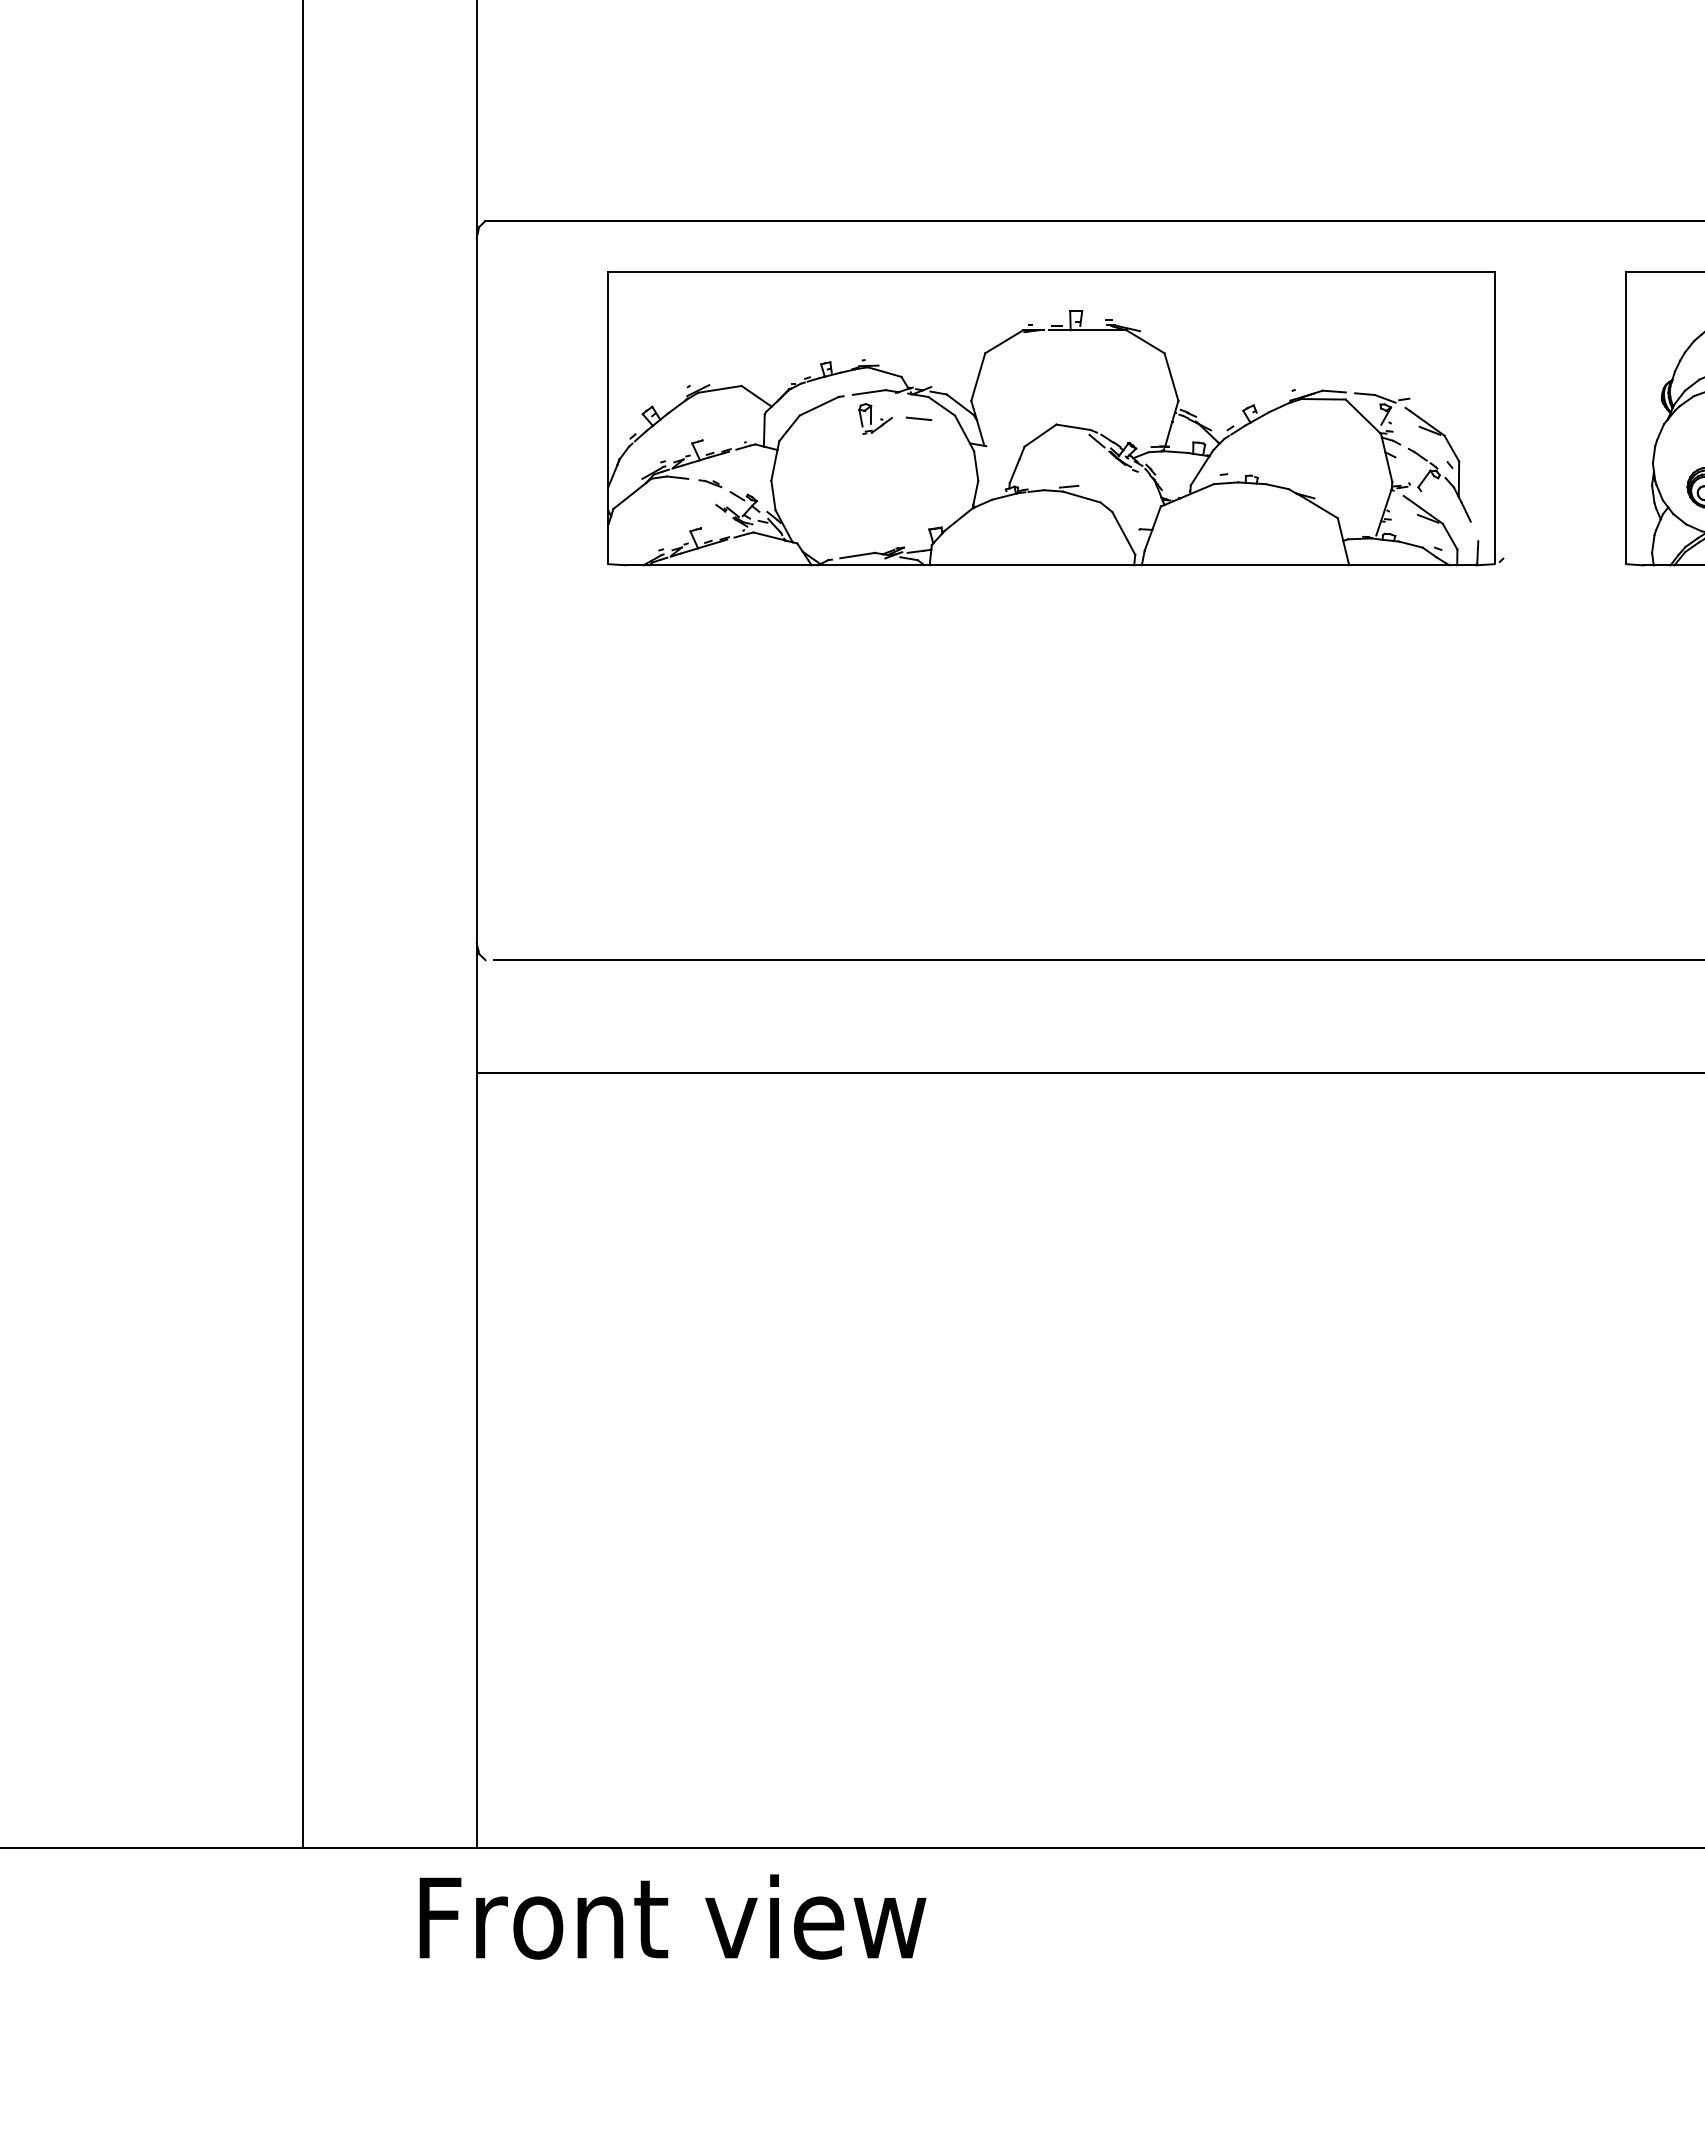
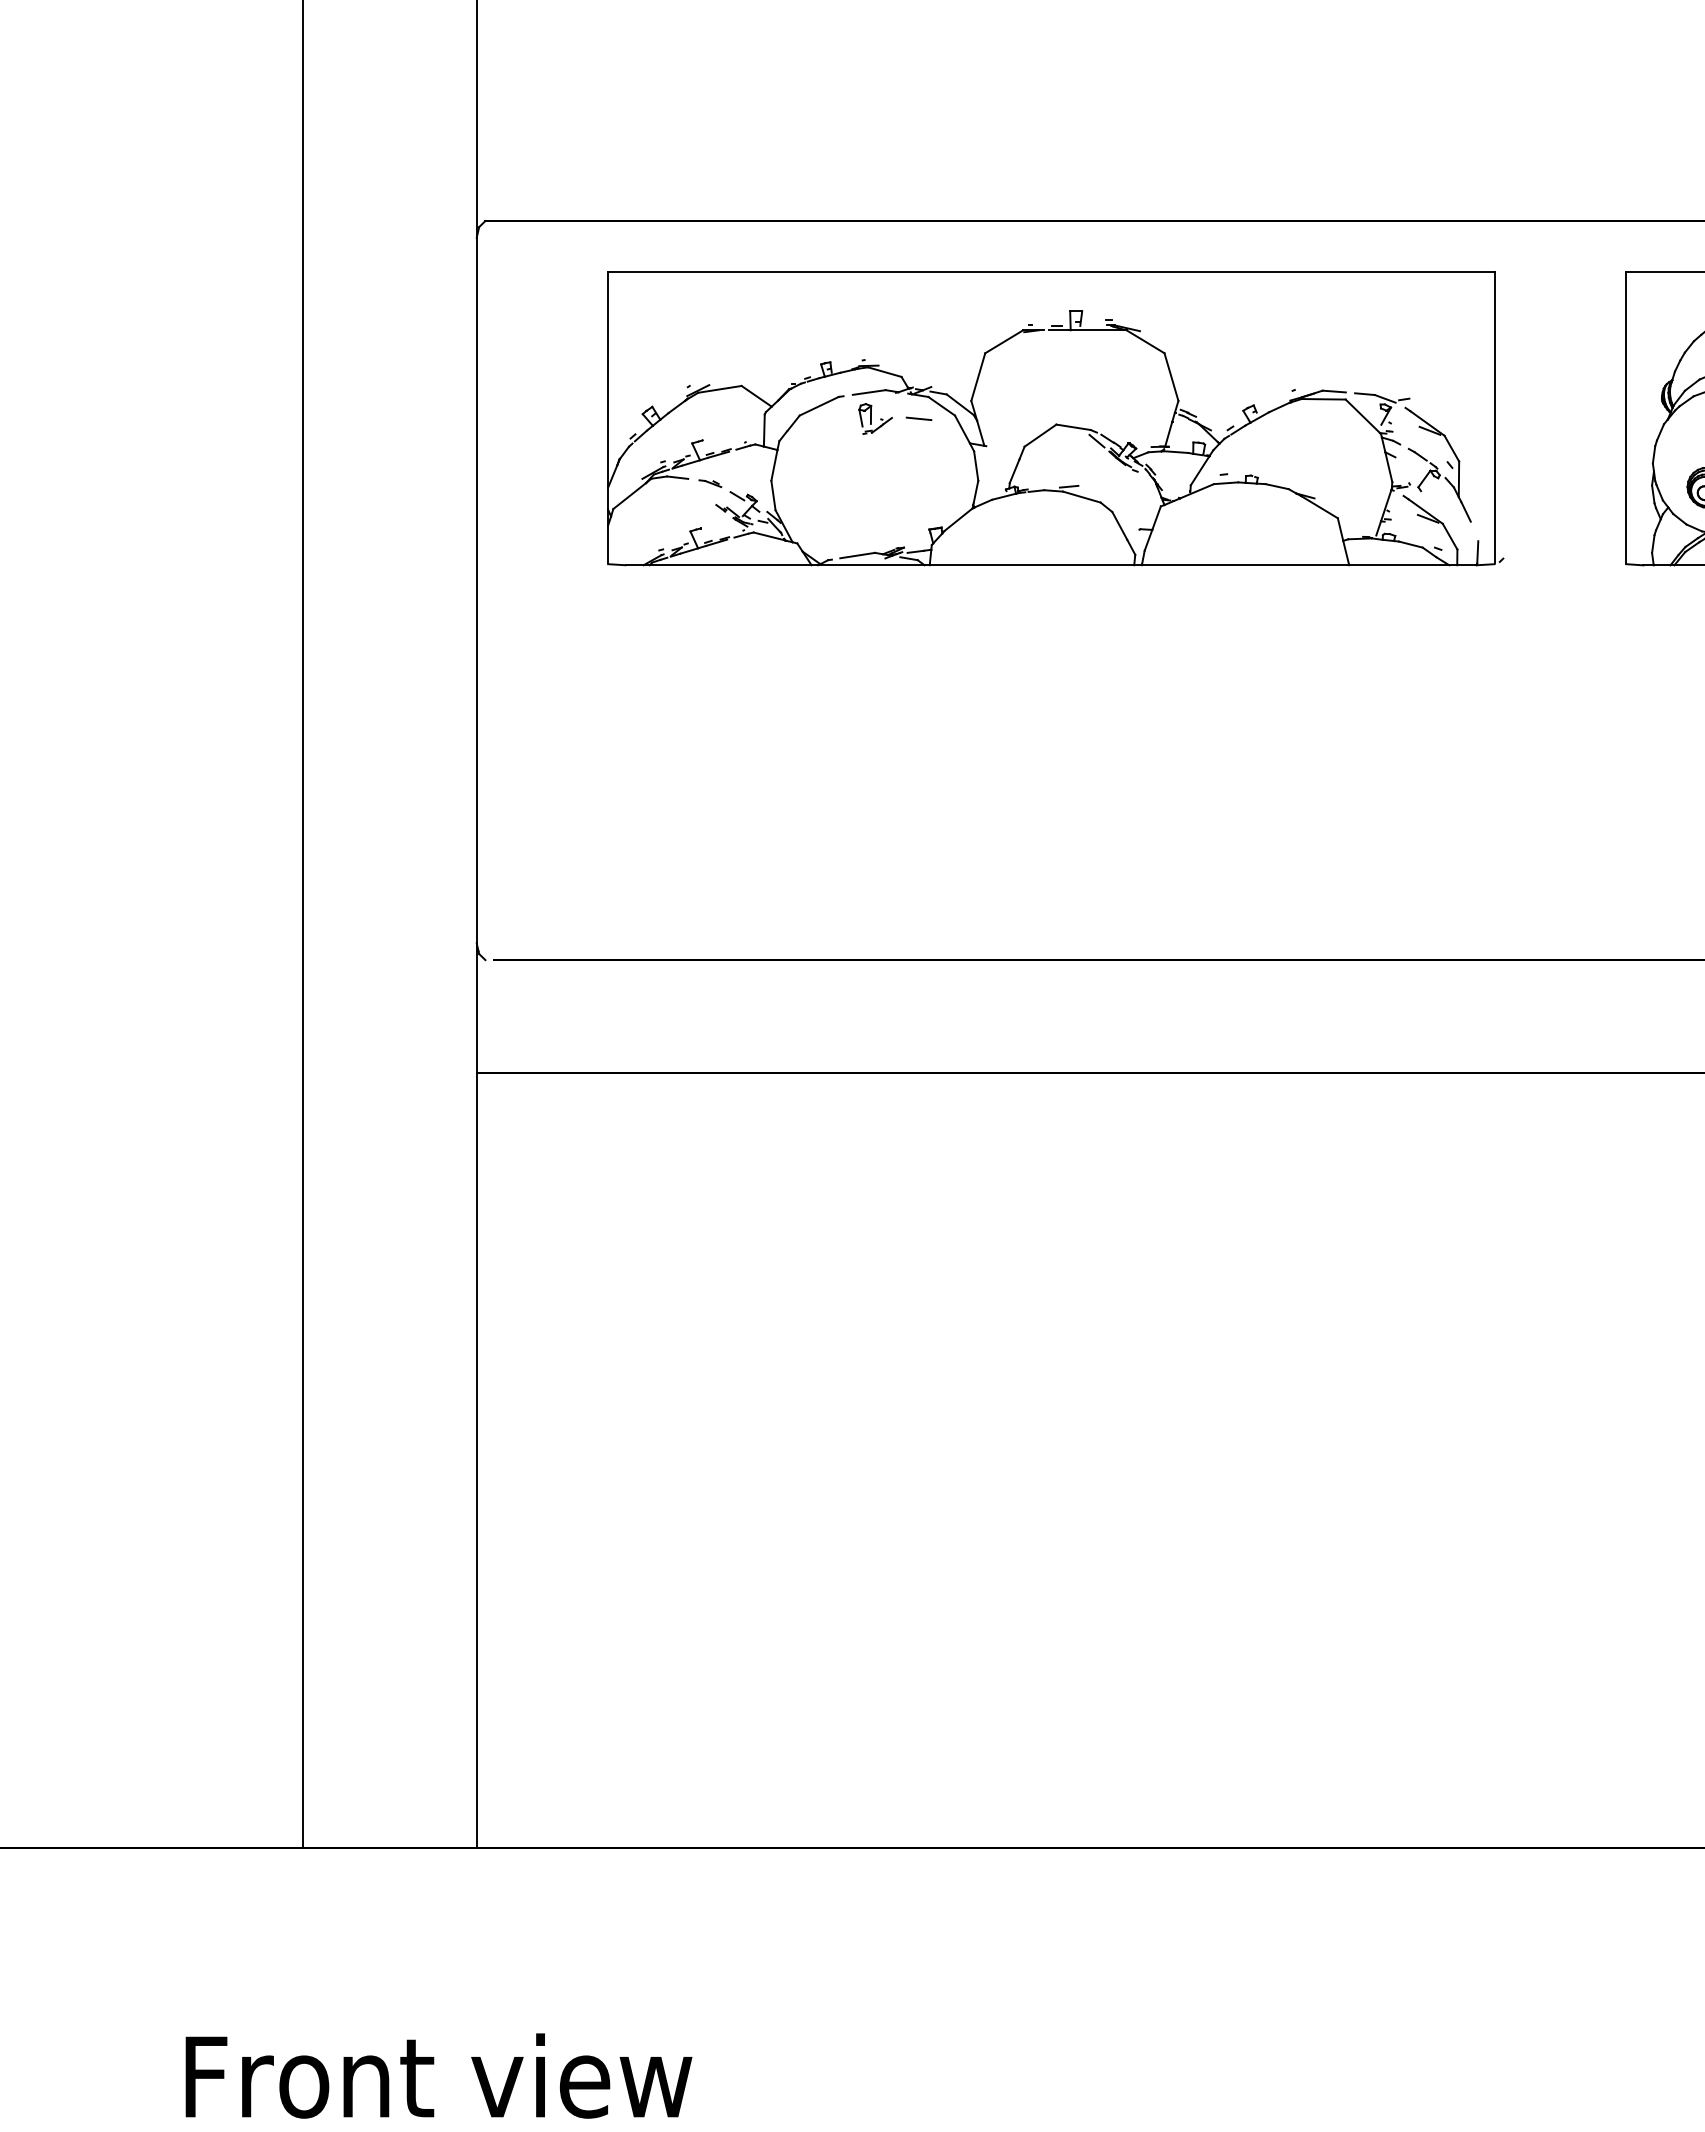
text position: (672, 1916) -> (438, 2075) (438, 2075)
